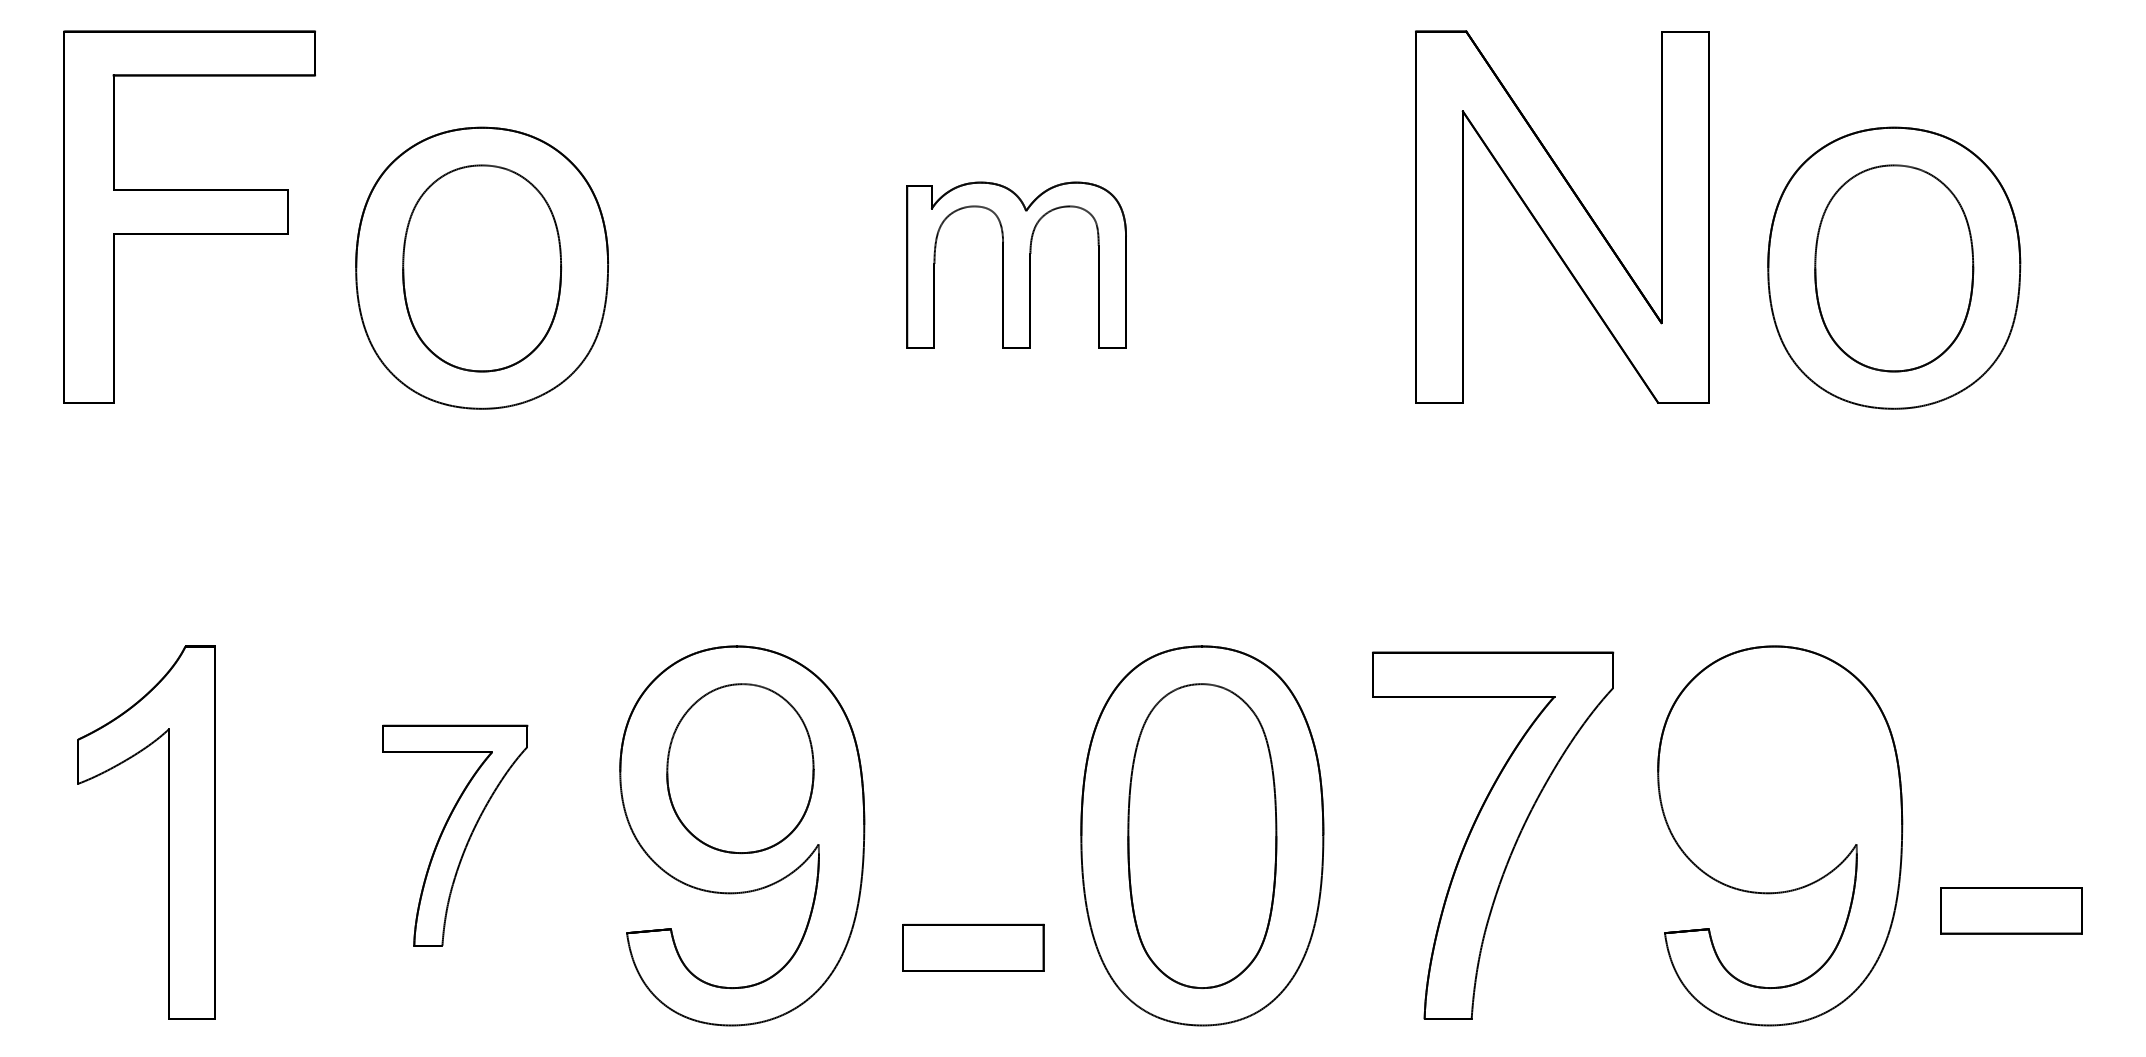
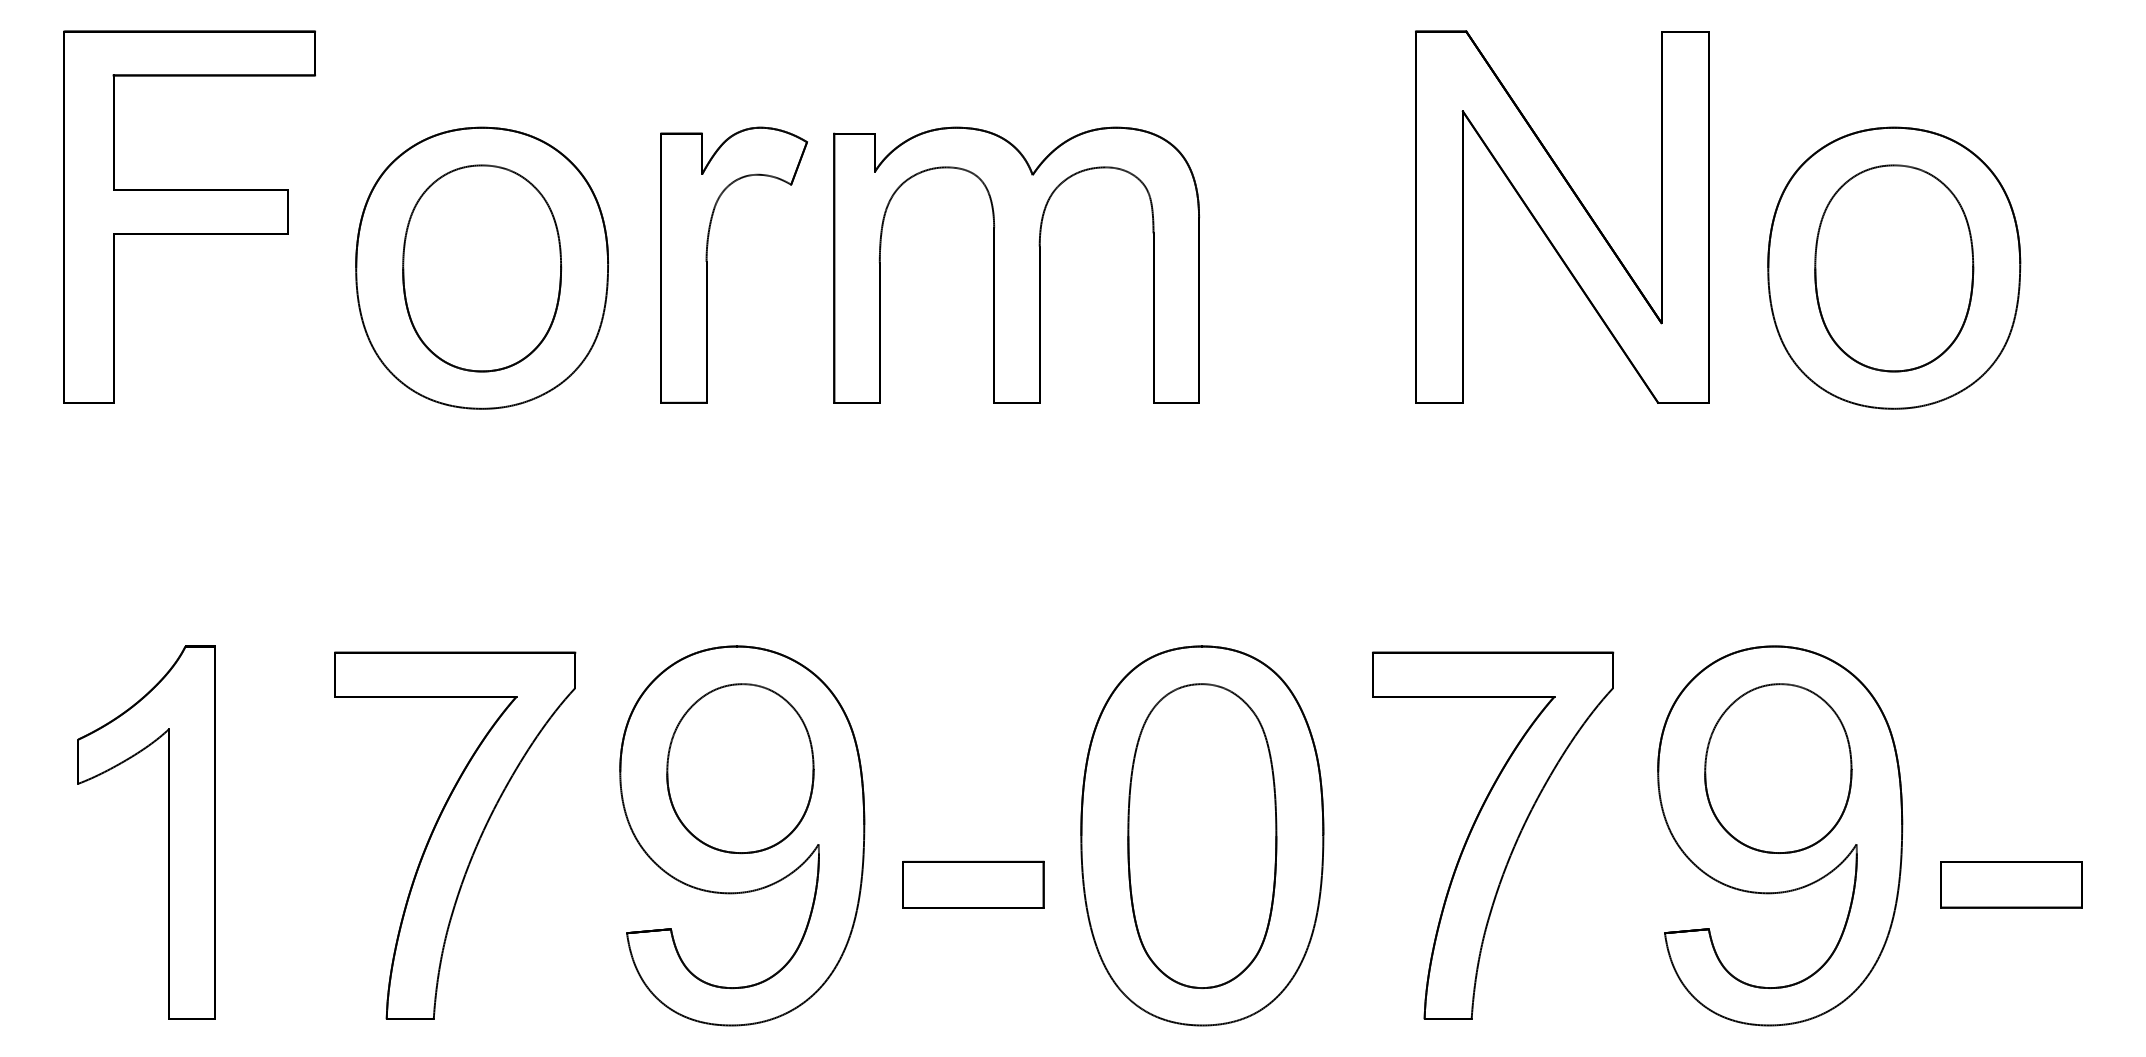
part: none -> present (707, 264)
part size: 221x168 px -> 367x278 px (1016, 264)
part: none -> present (1778, 768)
part size: 147x223 px -> 243x369 px (455, 835)
part position: (2011, 910) -> (2011, 884) (2011, 884)
part position: (973, 947) -> (973, 884) (973, 884)
